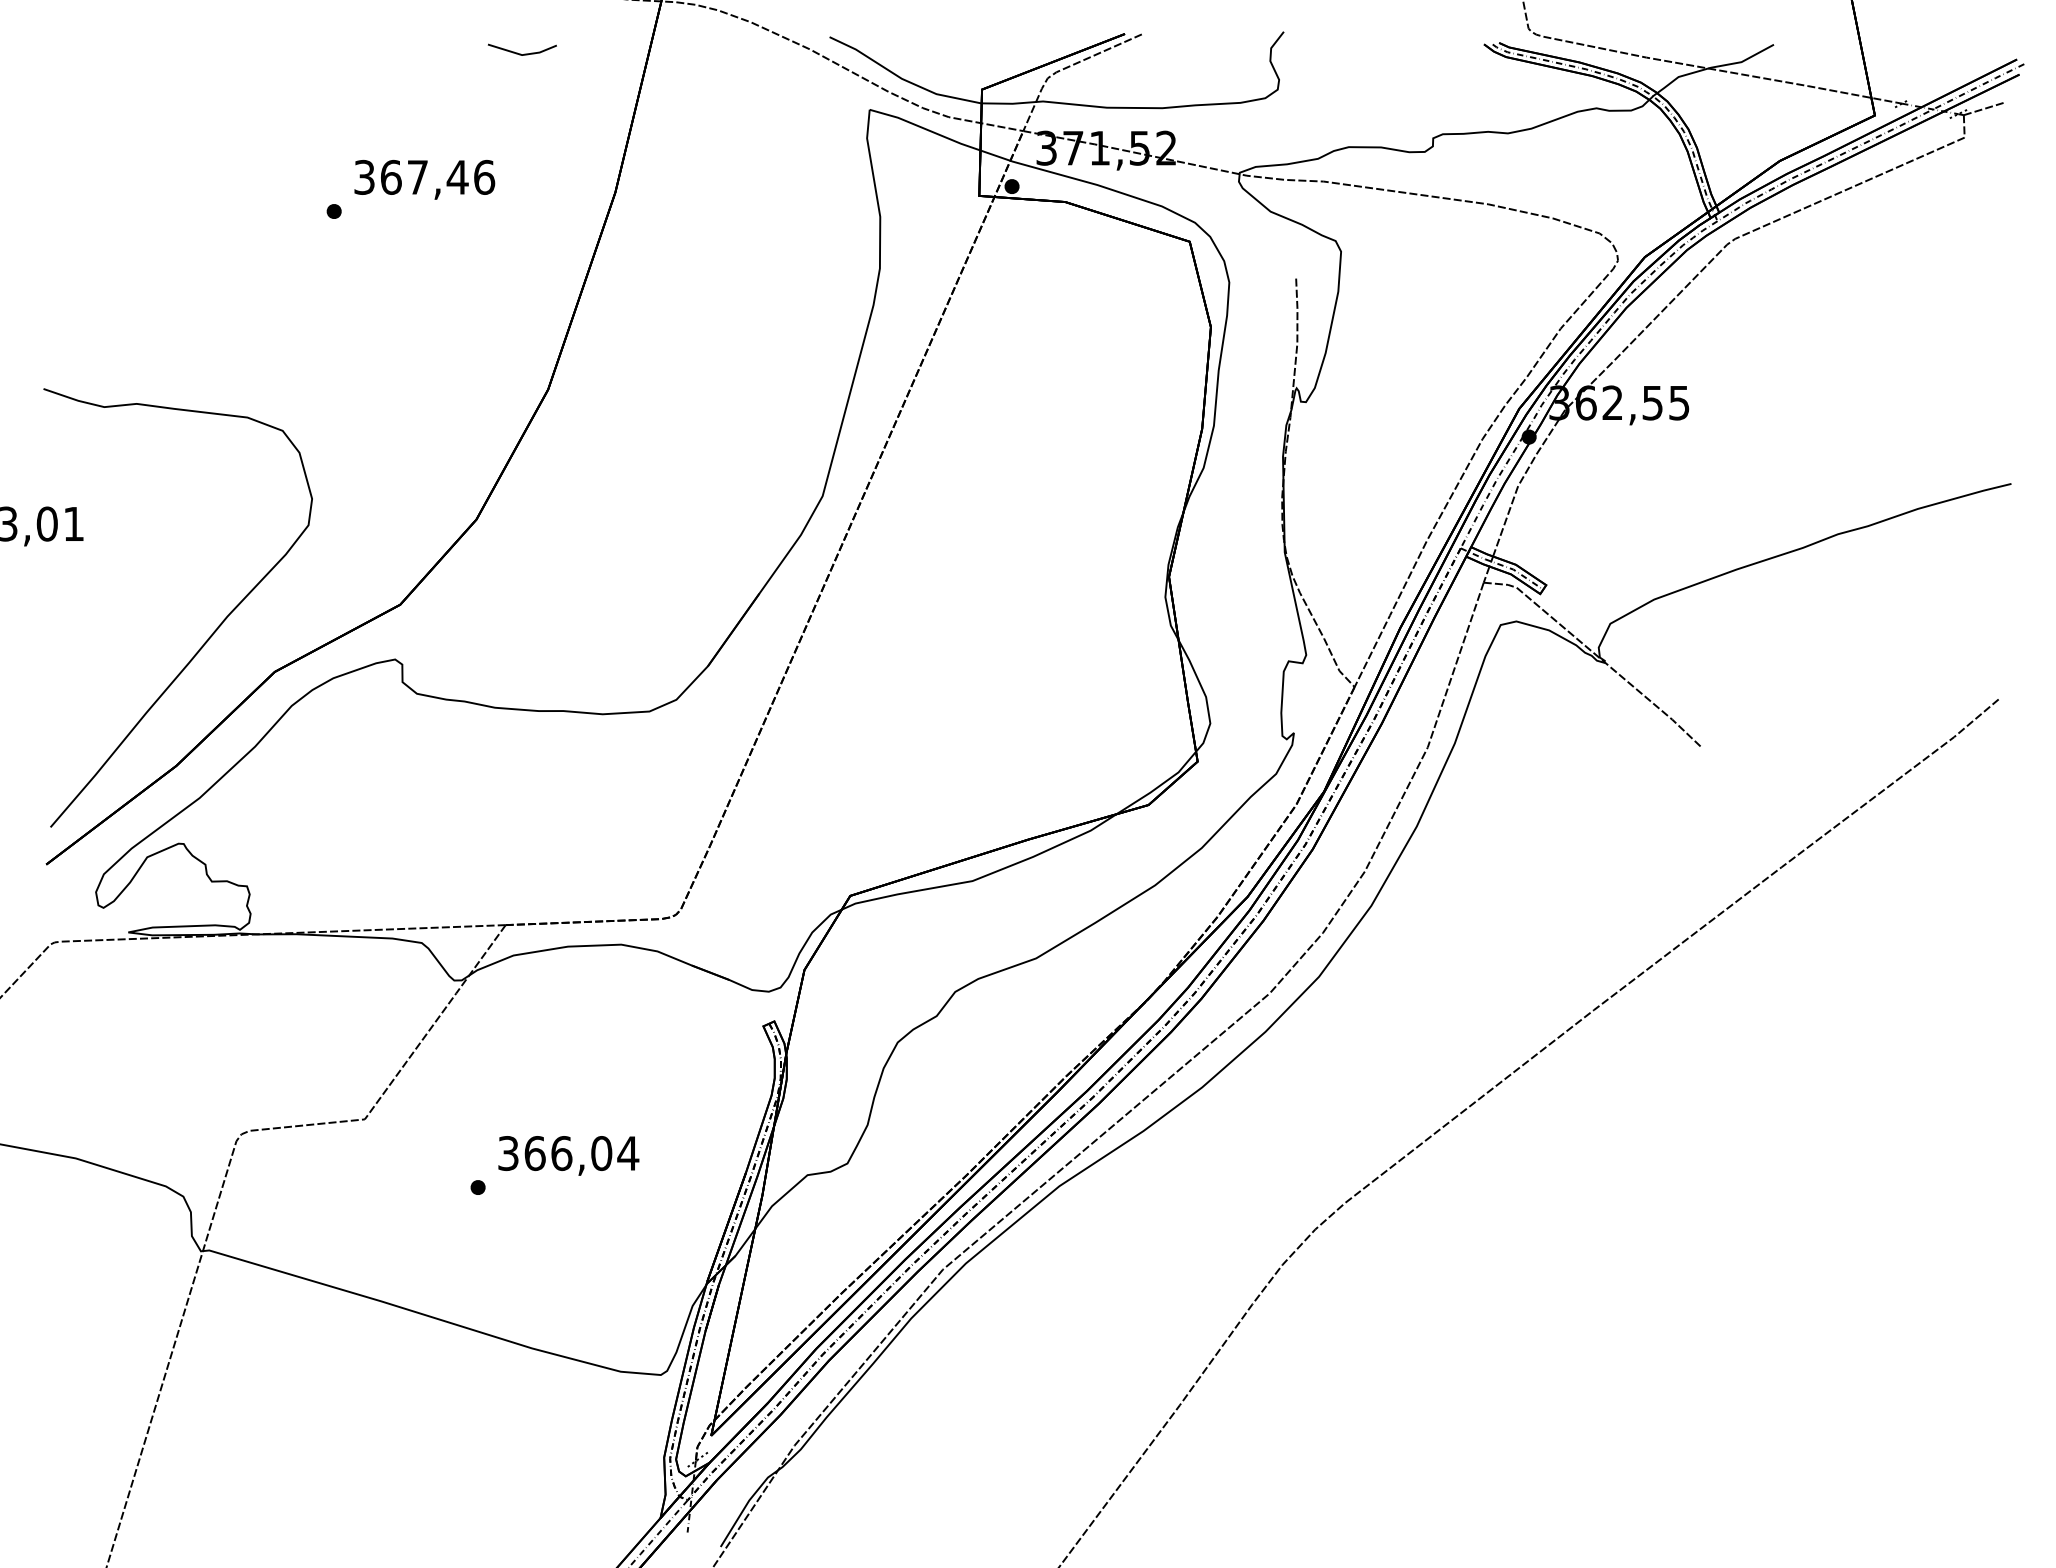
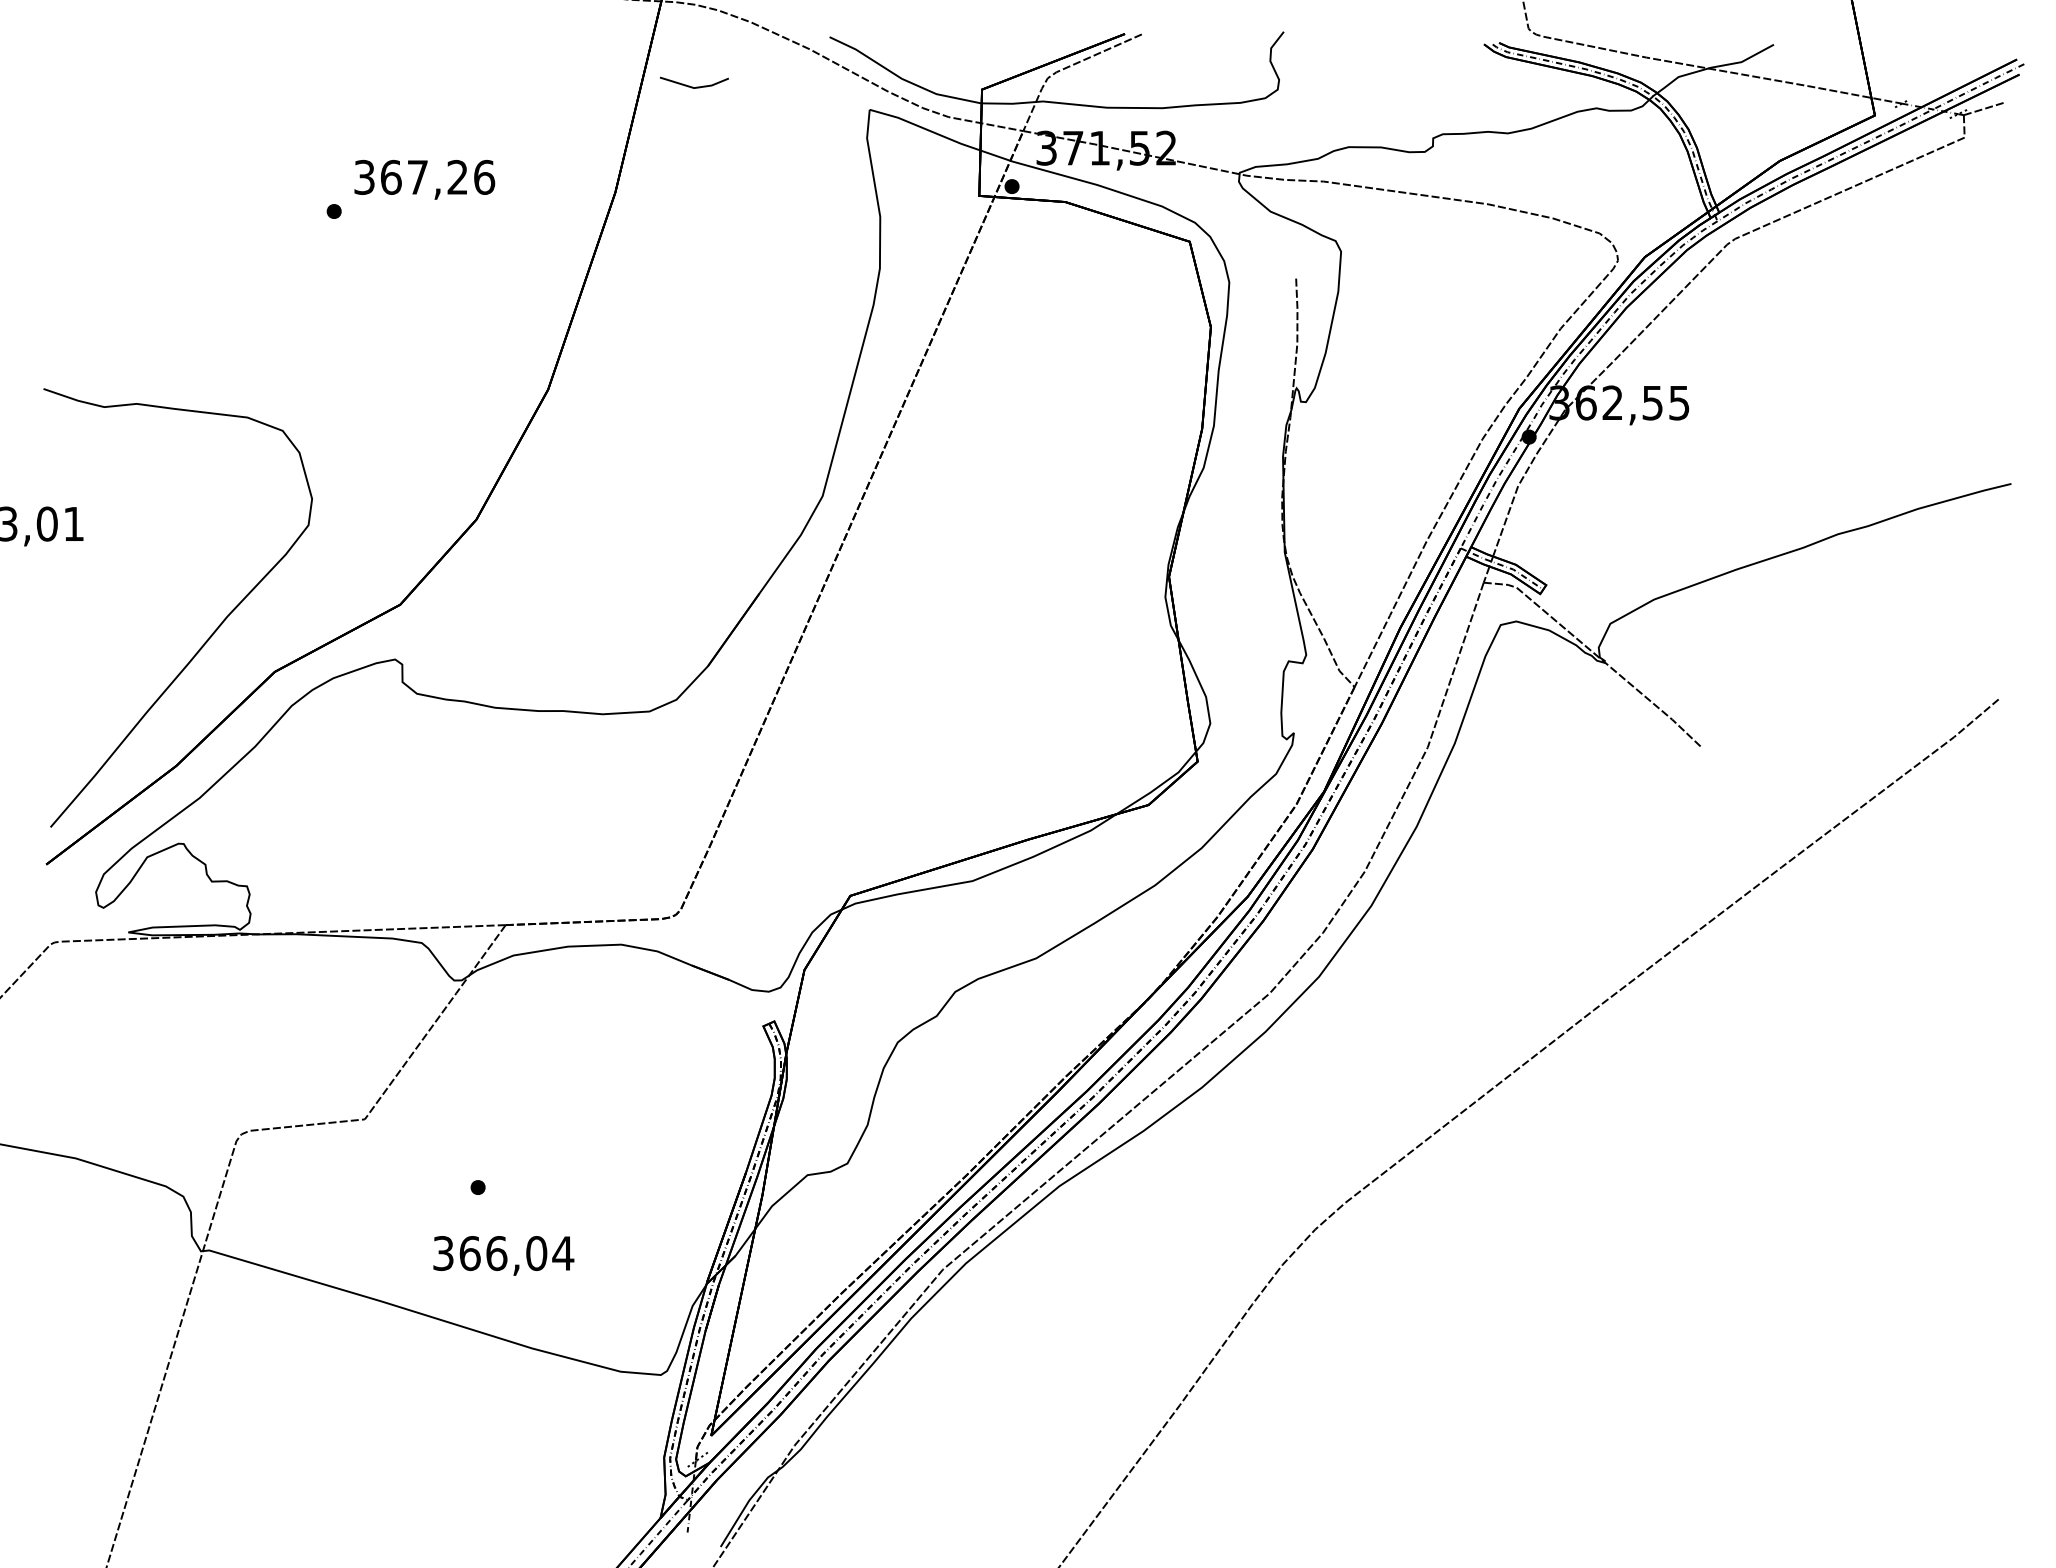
line position: (520, 53) -> (692, 86) (692, 86)
text: 367,46 -> 367,26 (457, 176)
text position: (568, 1155) -> (503, 1255) (503, 1255)
